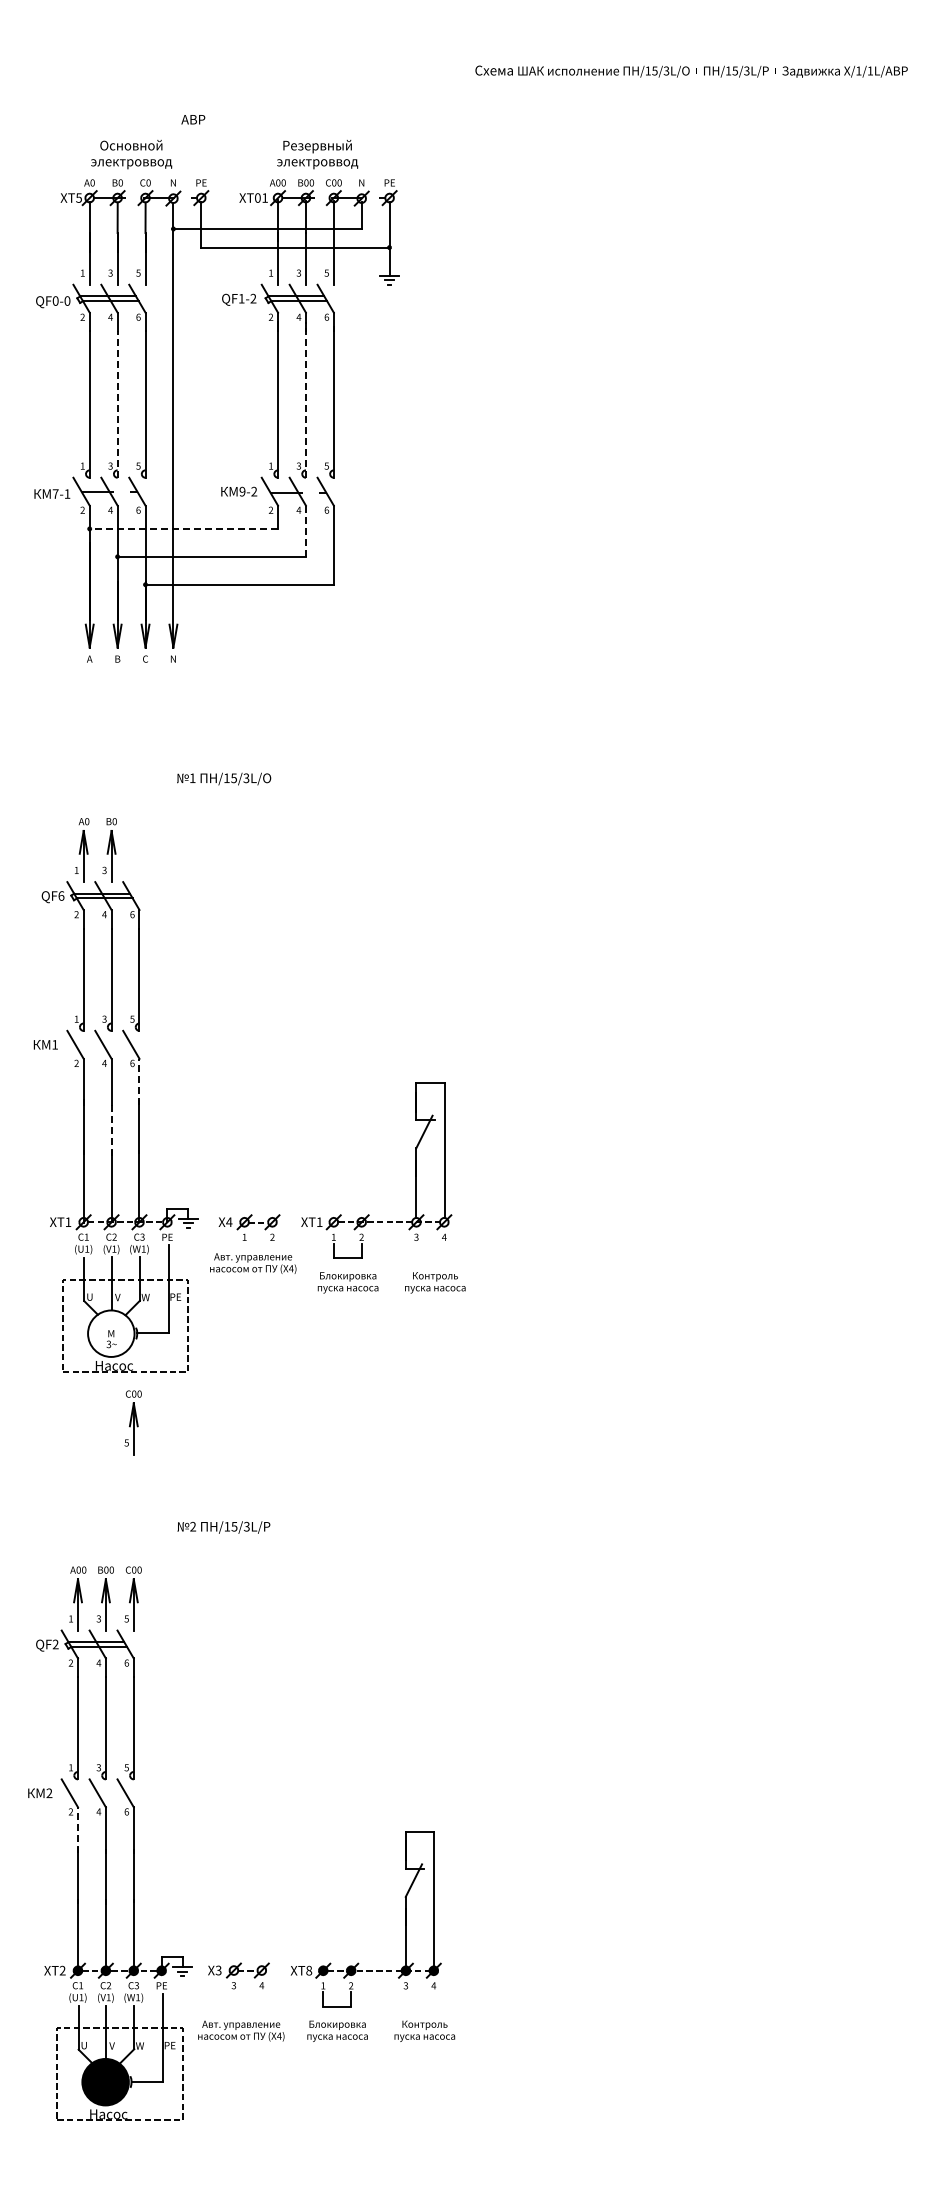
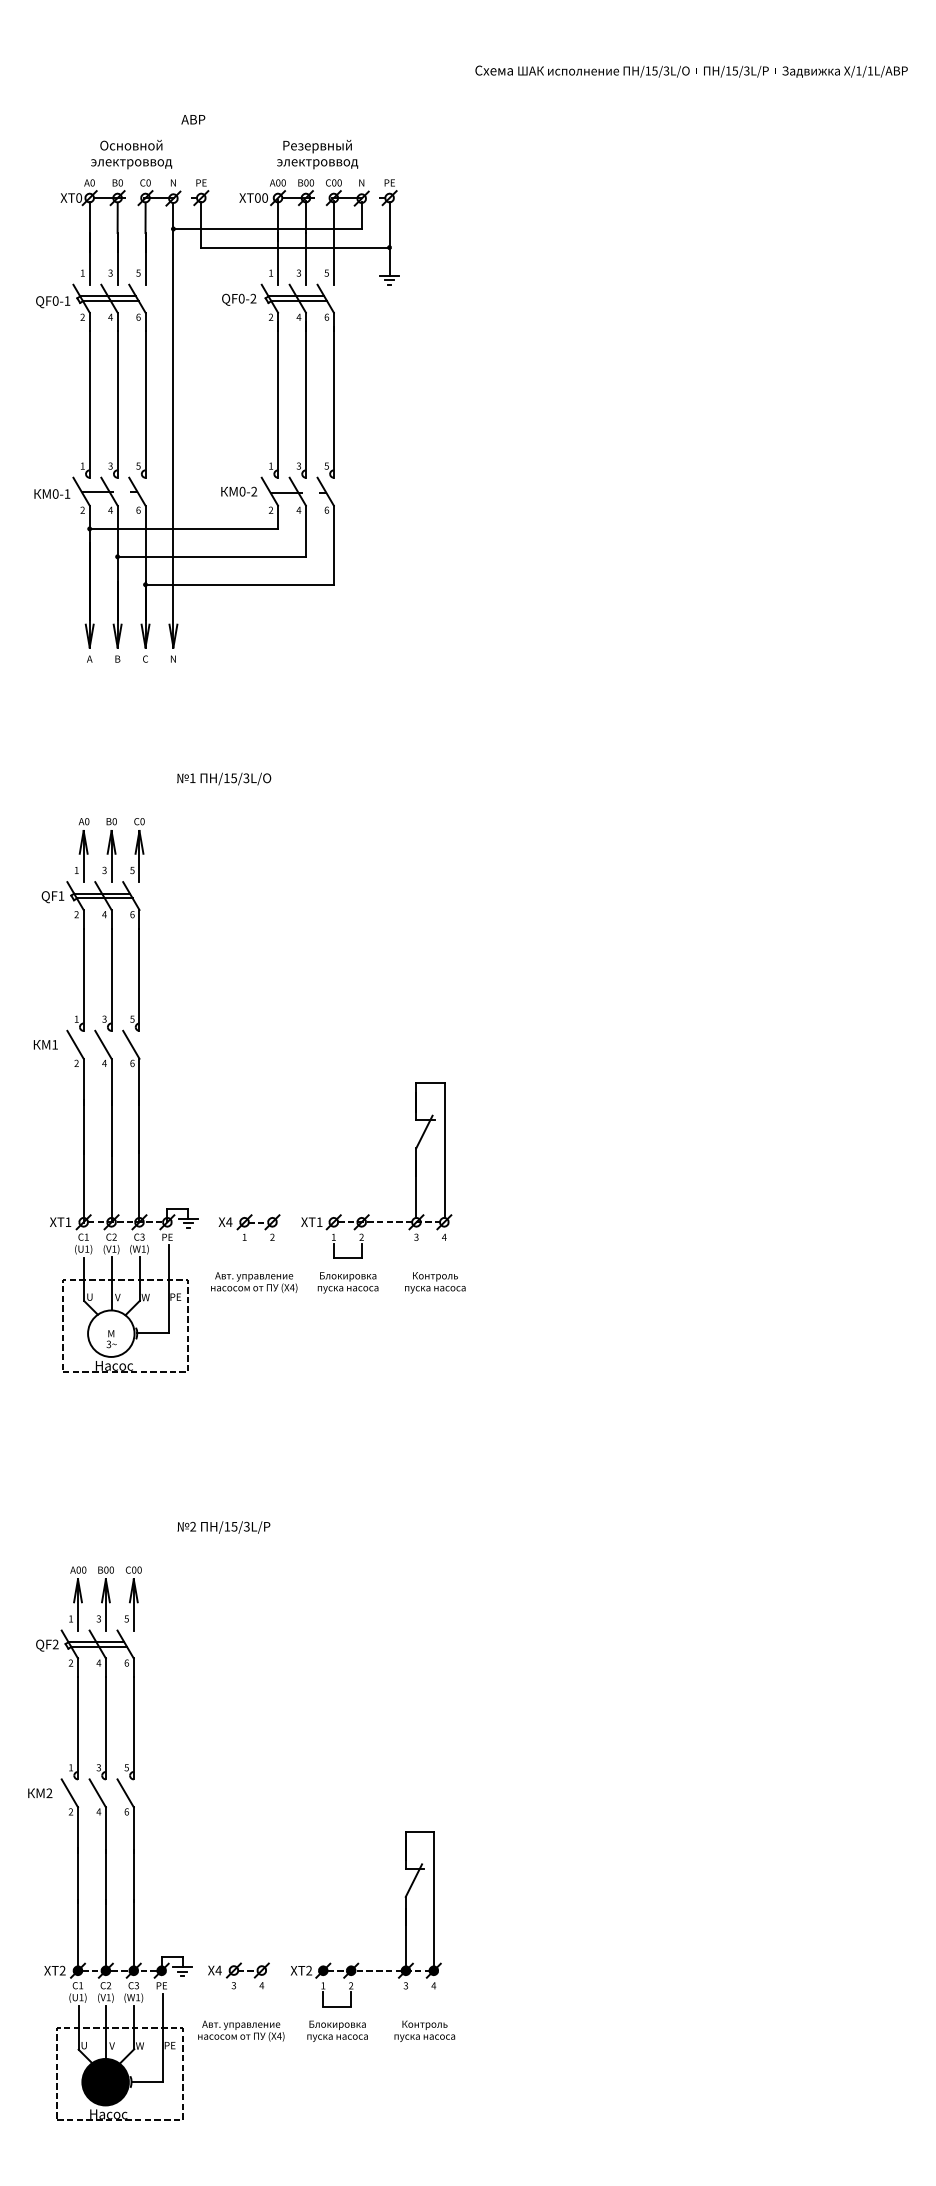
text: 5 -> 0 (79, 197)
text: 01 -> 00 (265, 197)
text: QF1-2 -> QF0-2 (241, 298)
text: QF0-0 -> QF0-1 (67, 300)
line: dashed -> solid (305, 399)
line: dashed -> solid (117, 404)
text: 9-2 -> 0-2 (242, 491)
text: 7-1 -> 0-1 (55, 493)
line: dashed -> solid (183, 528)
line: dashed -> solid (305, 531)
part: none -> present (137, 850)
text: QF6 -> QF1 (61, 895)
line: dashed -> solid (139, 1081)
line: dashed -> solid (111, 1128)
text position: (253, 1263) -> (254, 1282) (254, 1282)
part: present -> none (132, 1422)
line: dashed -> solid (78, 1830)
text: 3 -> 4 (218, 1970)
text: 8 -> 2 (309, 1970)
